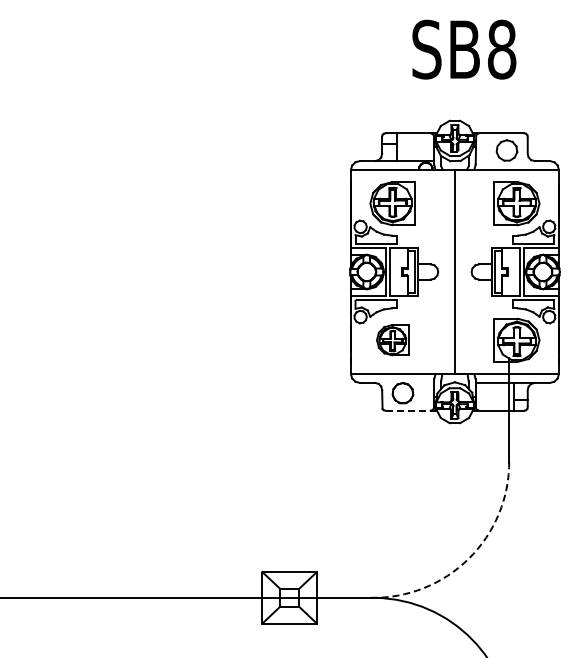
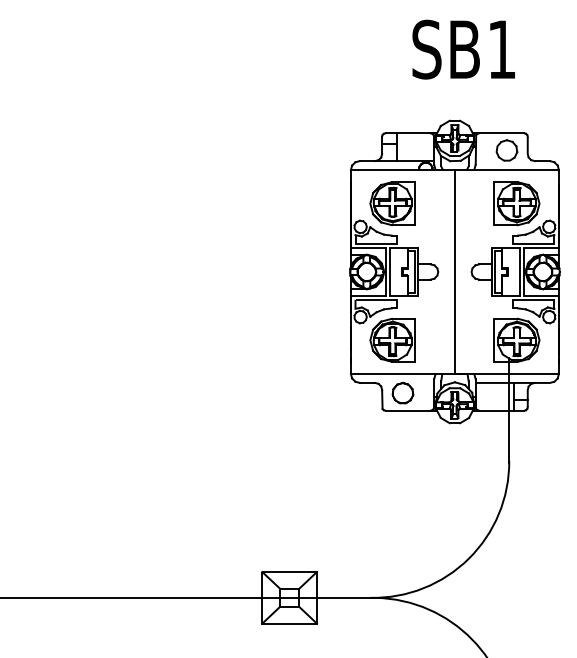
text: SB8 -> SB1 (501, 49)
part size: 34x33 px -> 47x46 px (392, 339)
line: dashed -> solid (411, 410)
arc: dashed -> solid (468, 558)
